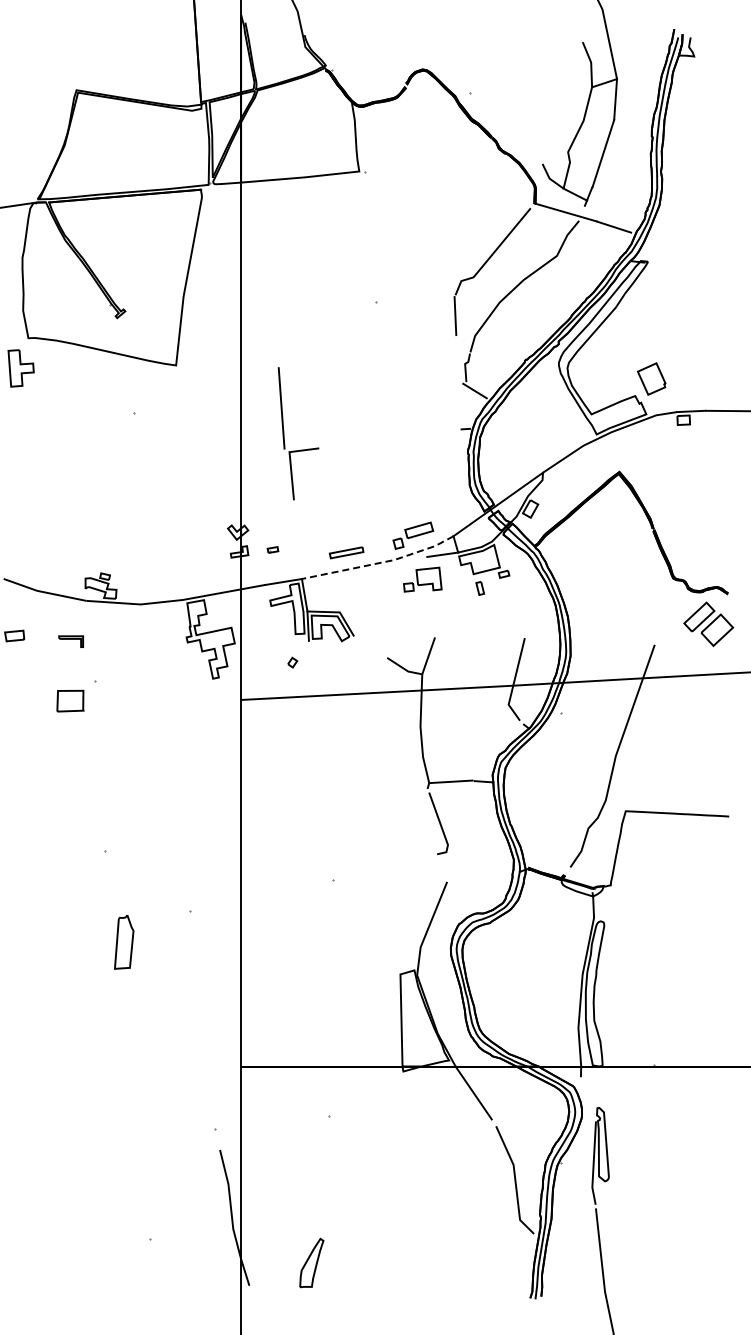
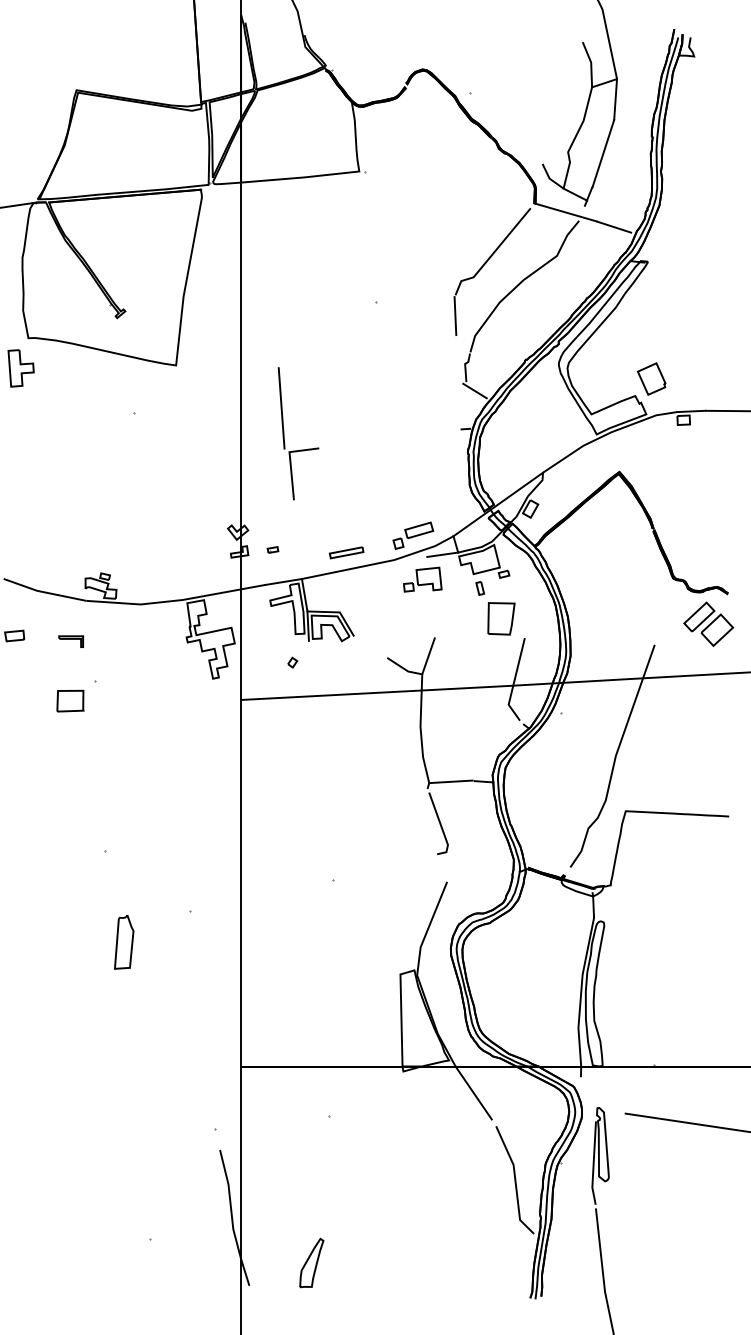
line: dashed -> solid (380, 562)
part: none -> present (501, 618)
line: none -> present (686, 1122)
